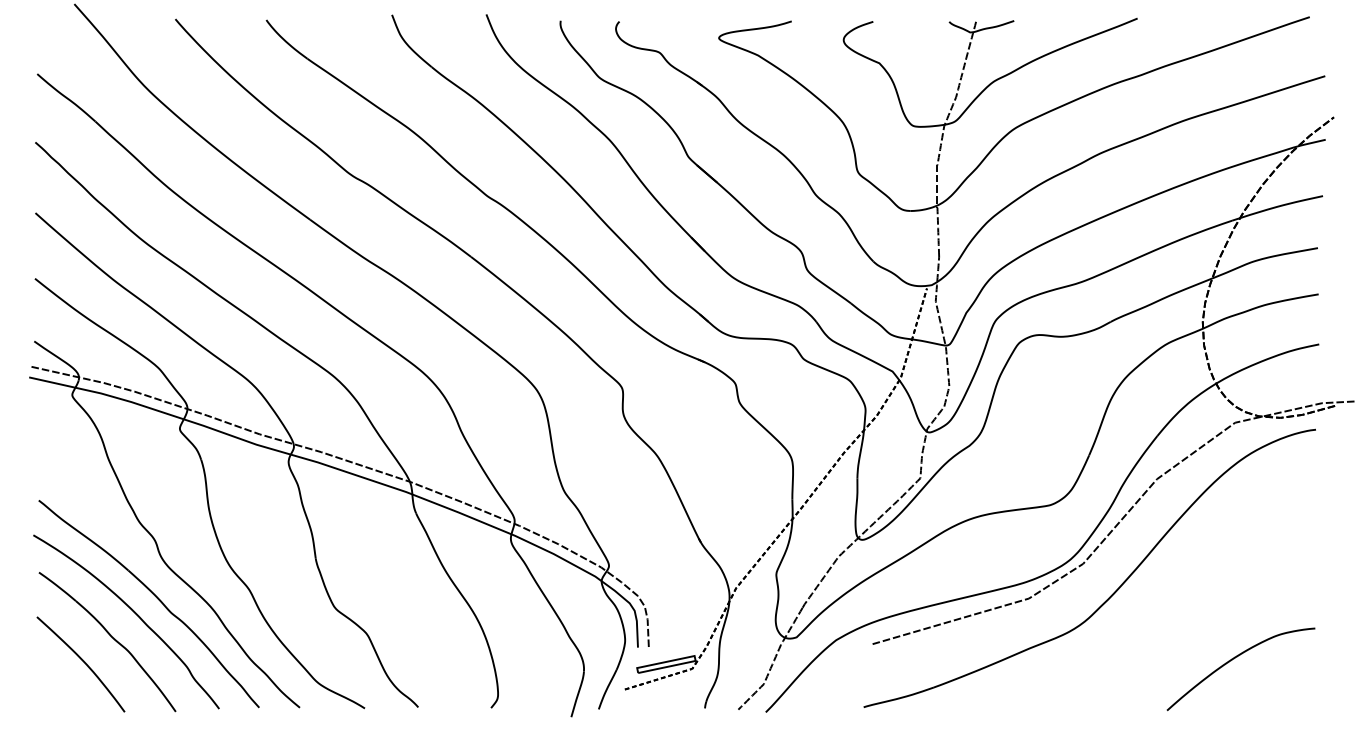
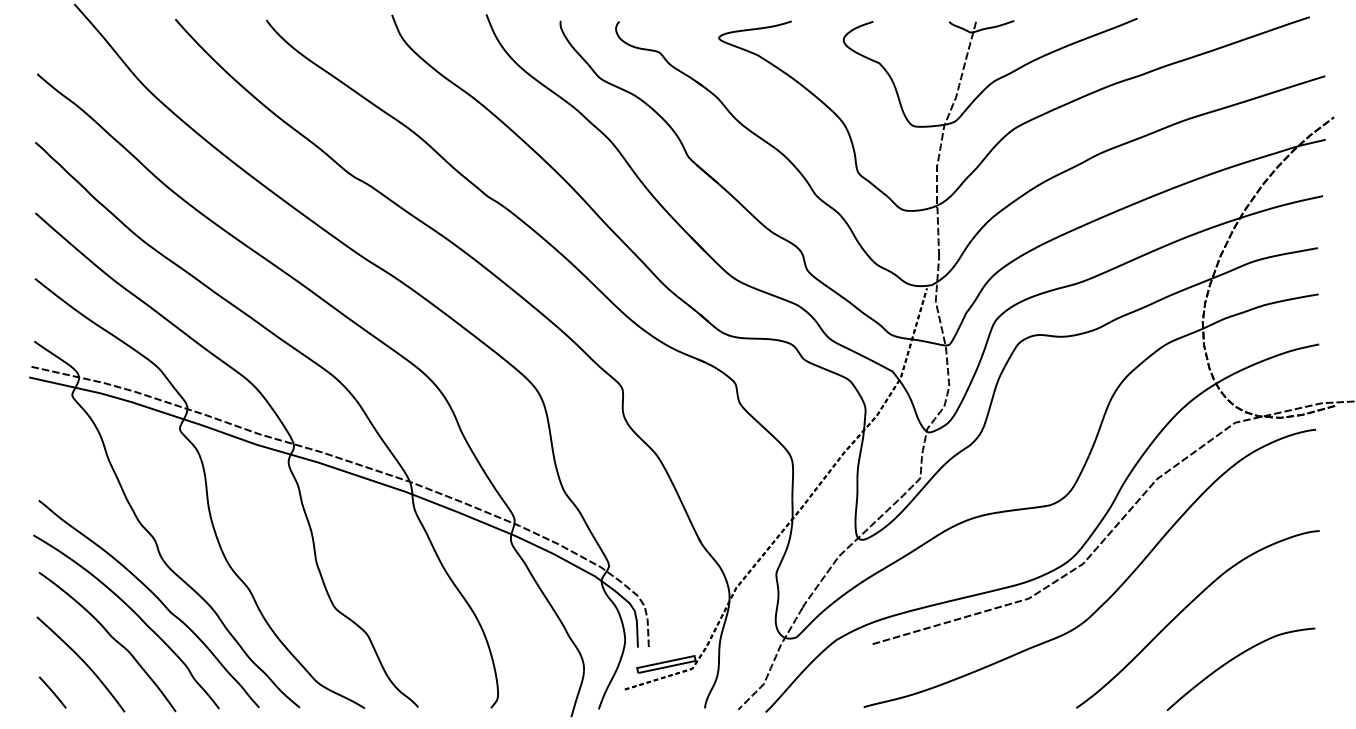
curve: none -> present (1186, 608)
line: none -> present (52, 692)
